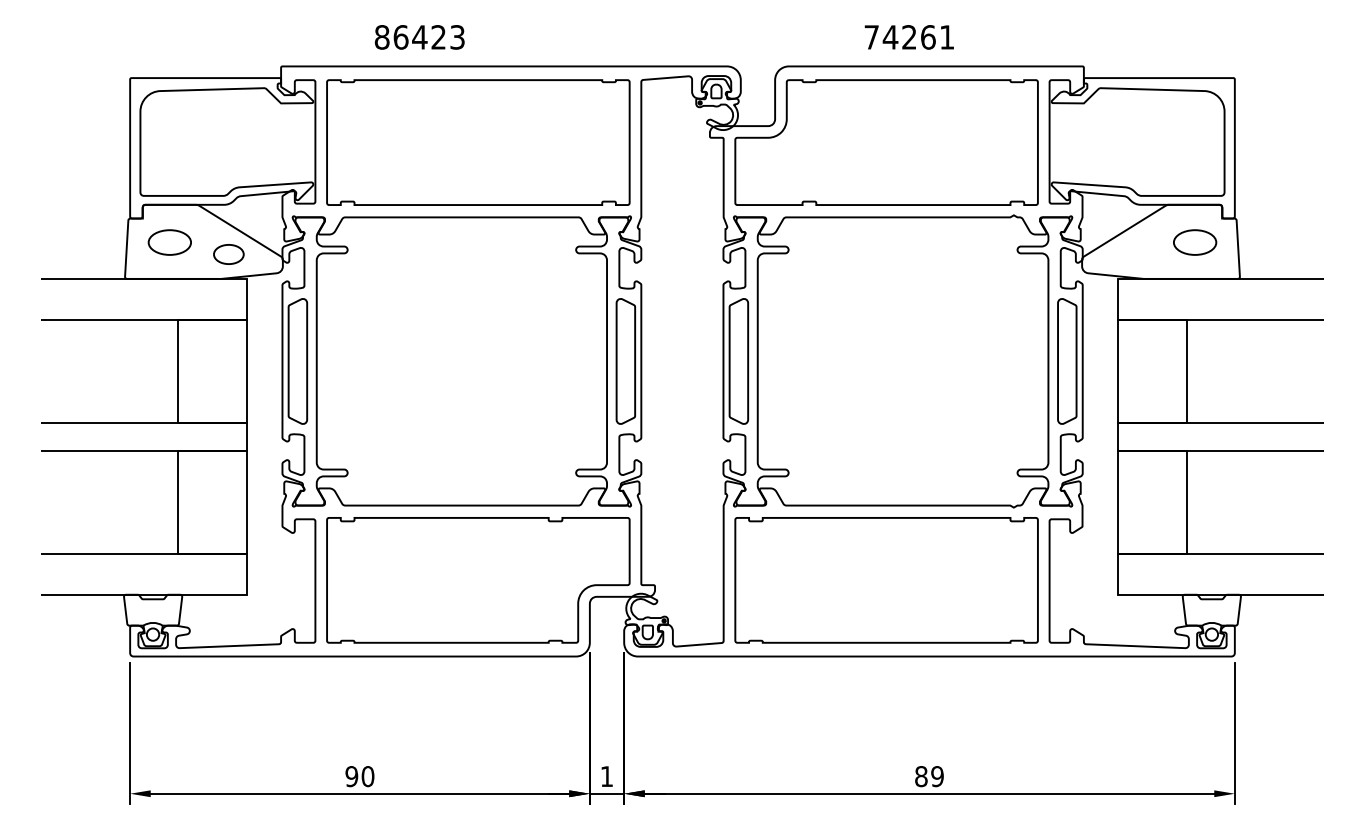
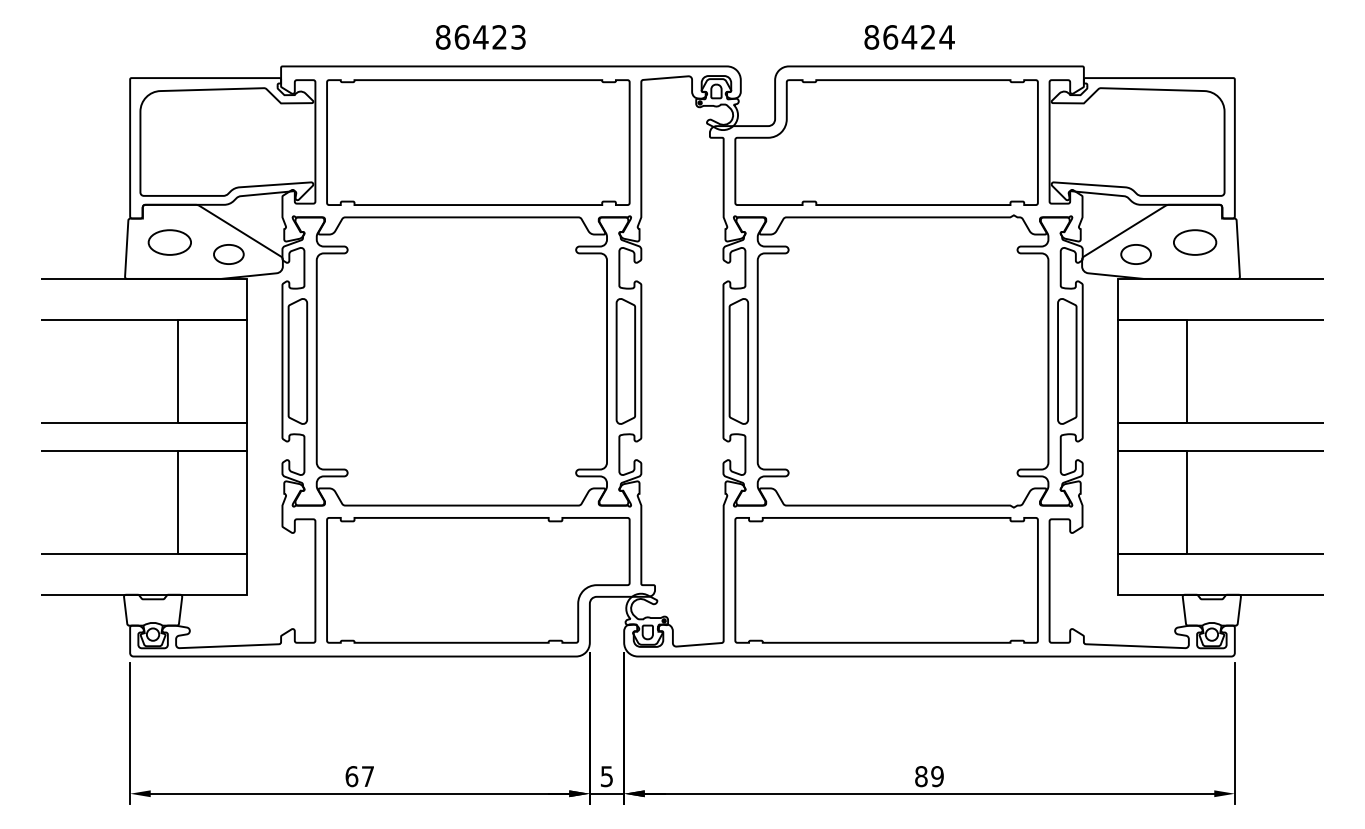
text position: (419, 37) -> (480, 37) (480, 37)
text: 74261 -> 86424 (909, 37)
part: none -> present (1135, 254)
text: 90 -> 67 (359, 776)
text: 1 -> 5 (606, 776)
